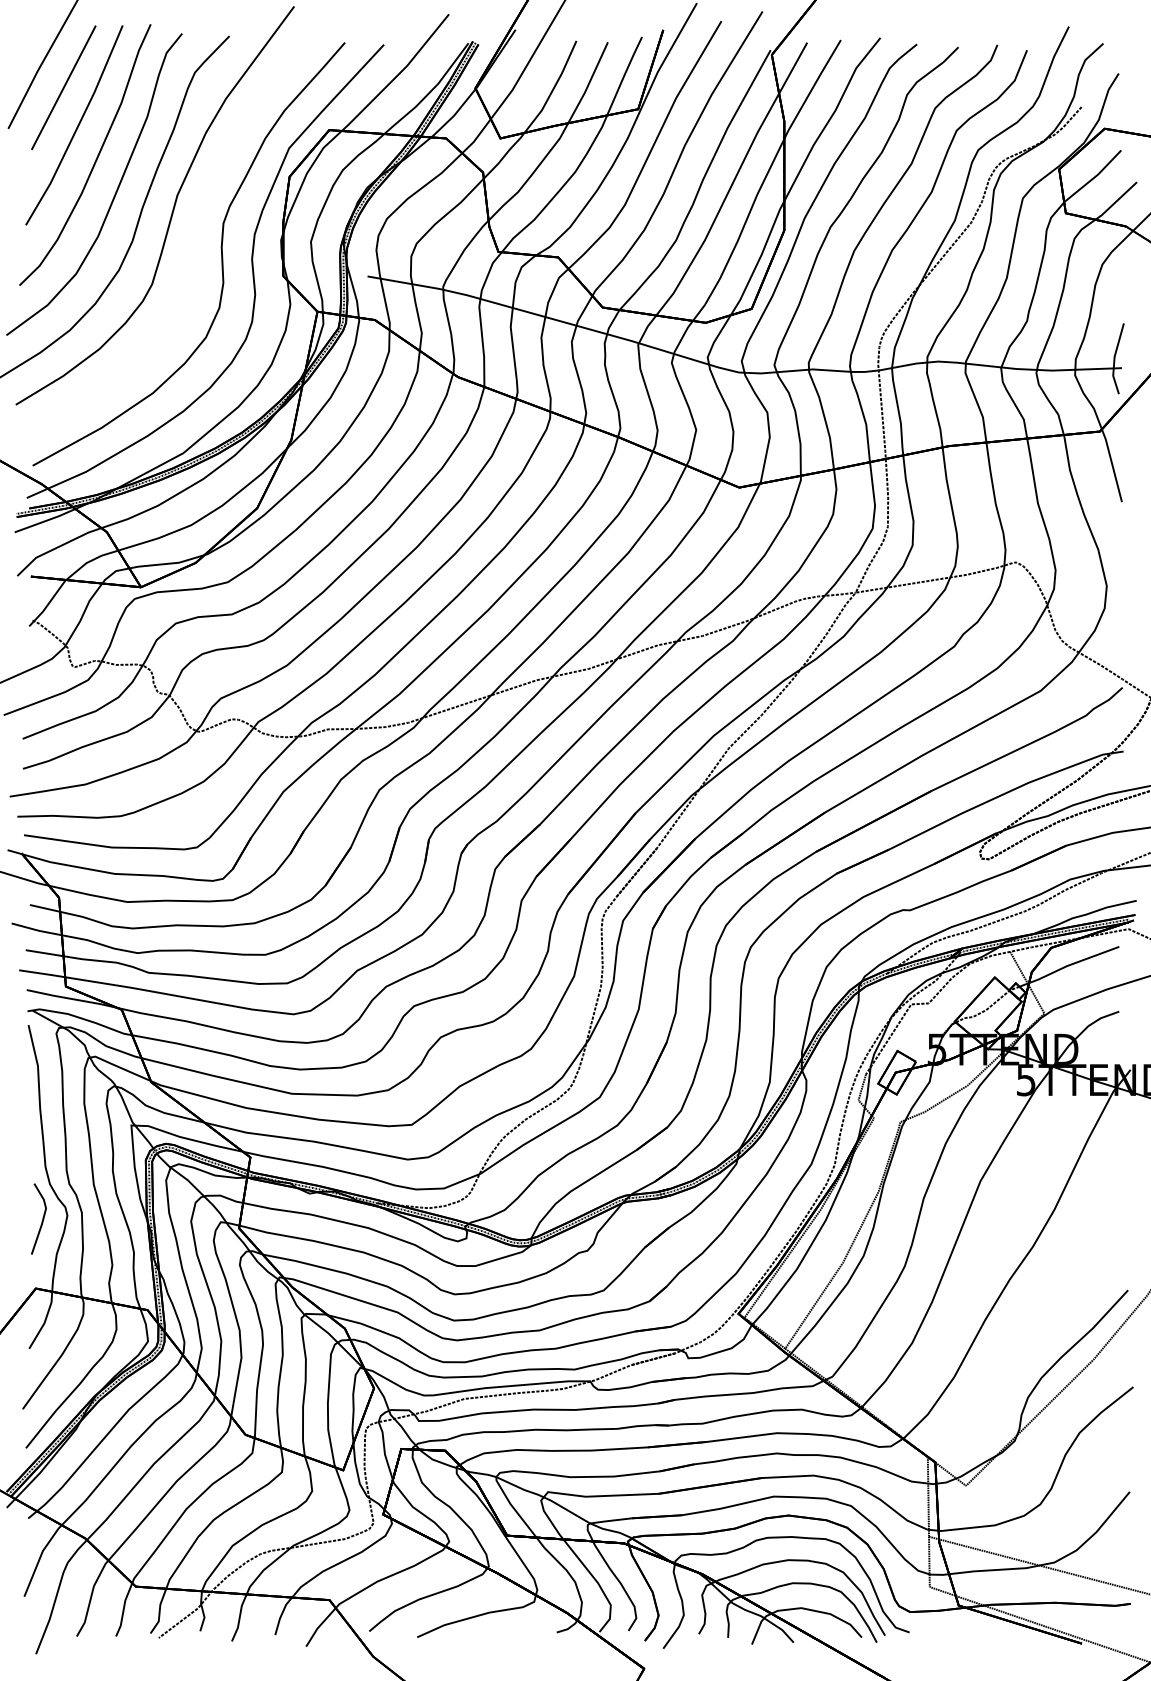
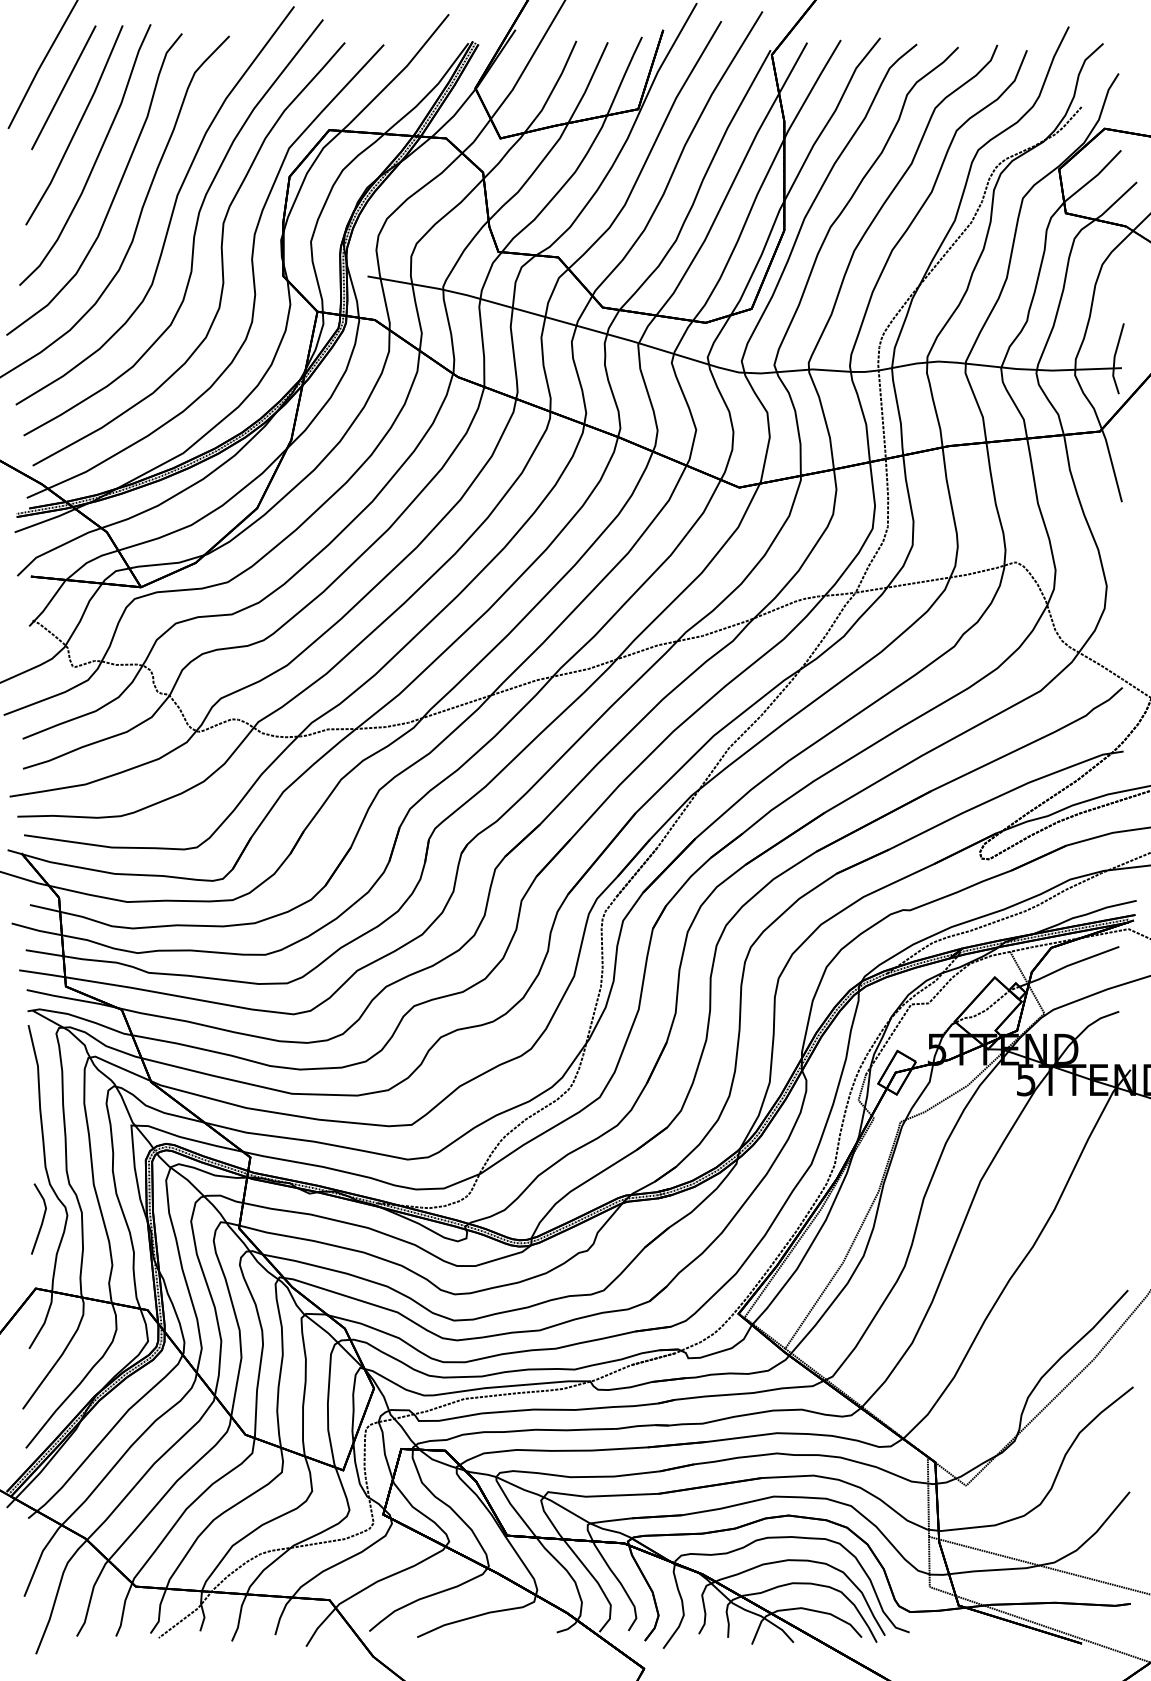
part: none -> present (194, 229)
